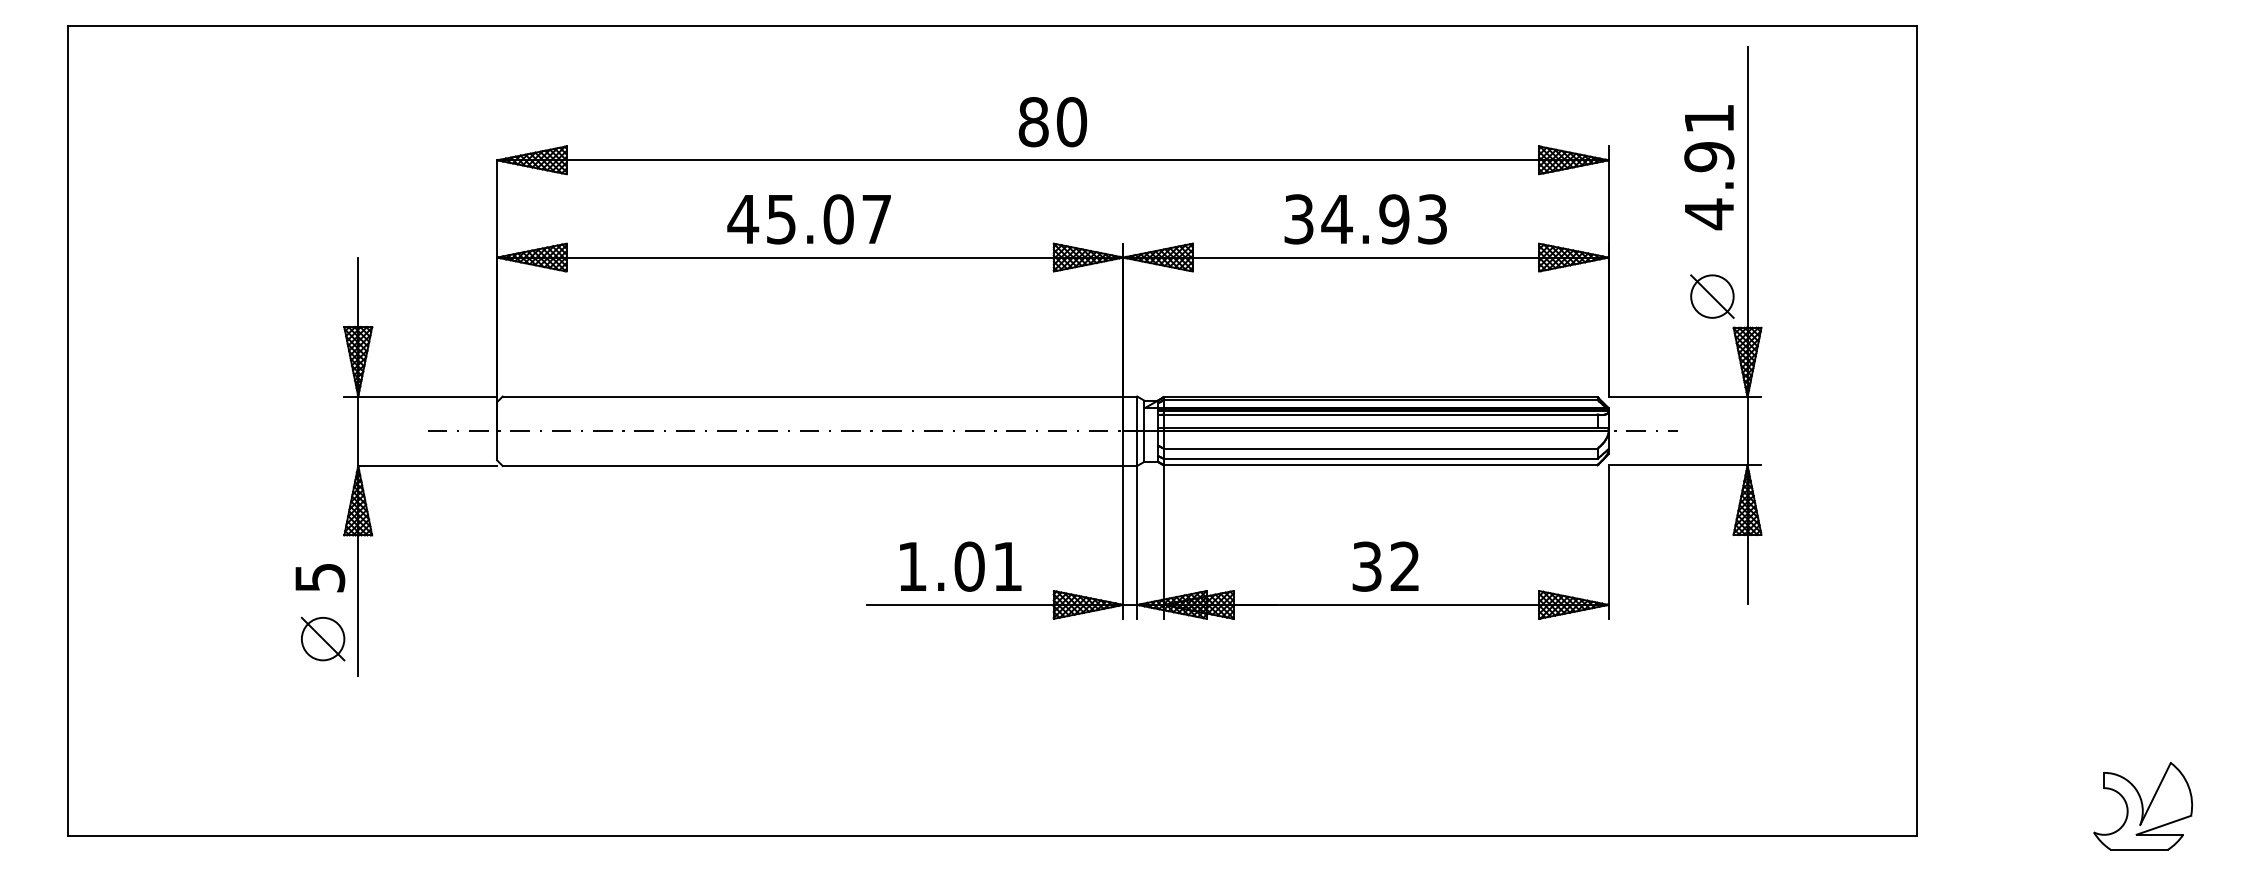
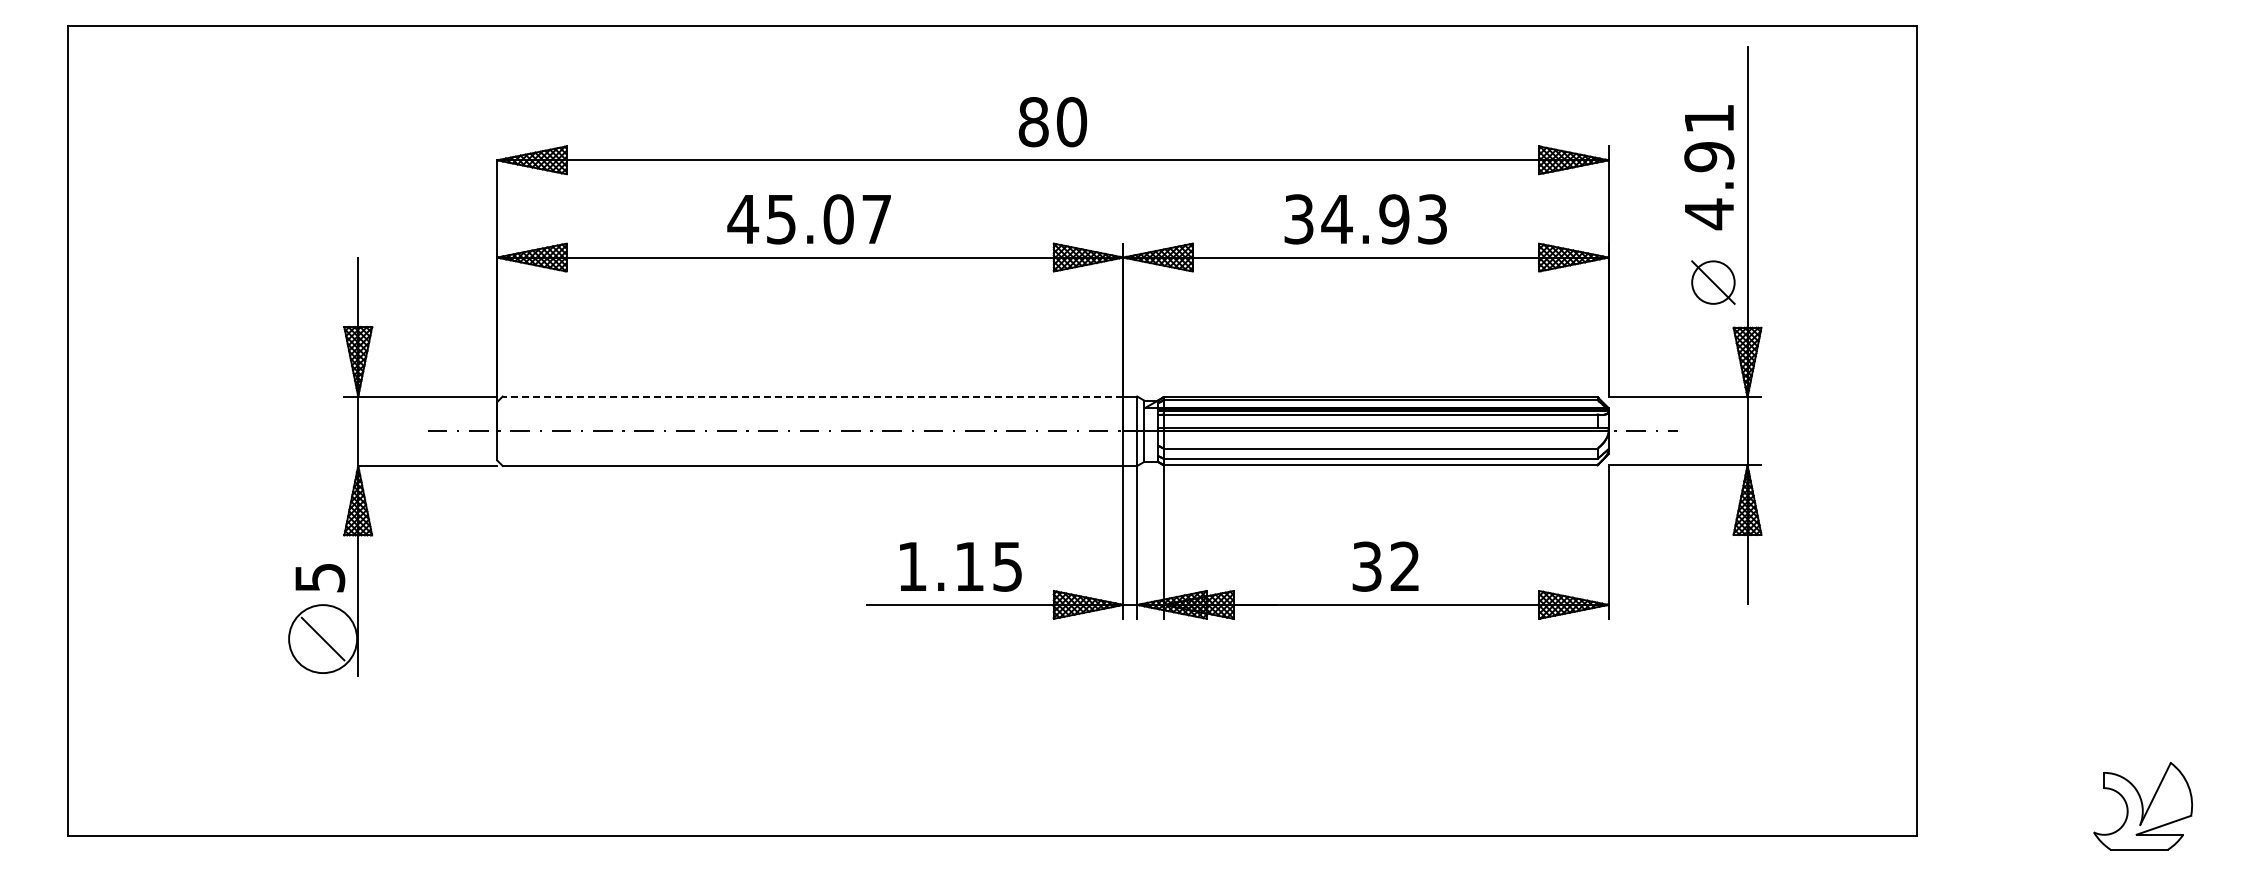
part position: (1712, 296) -> (1713, 282) (1713, 282)
line: solid -> dashed (812, 396)
text: 1.01 -> 1.15 (987, 566)
circle diameter: 43 px -> 68 px (323, 639)
